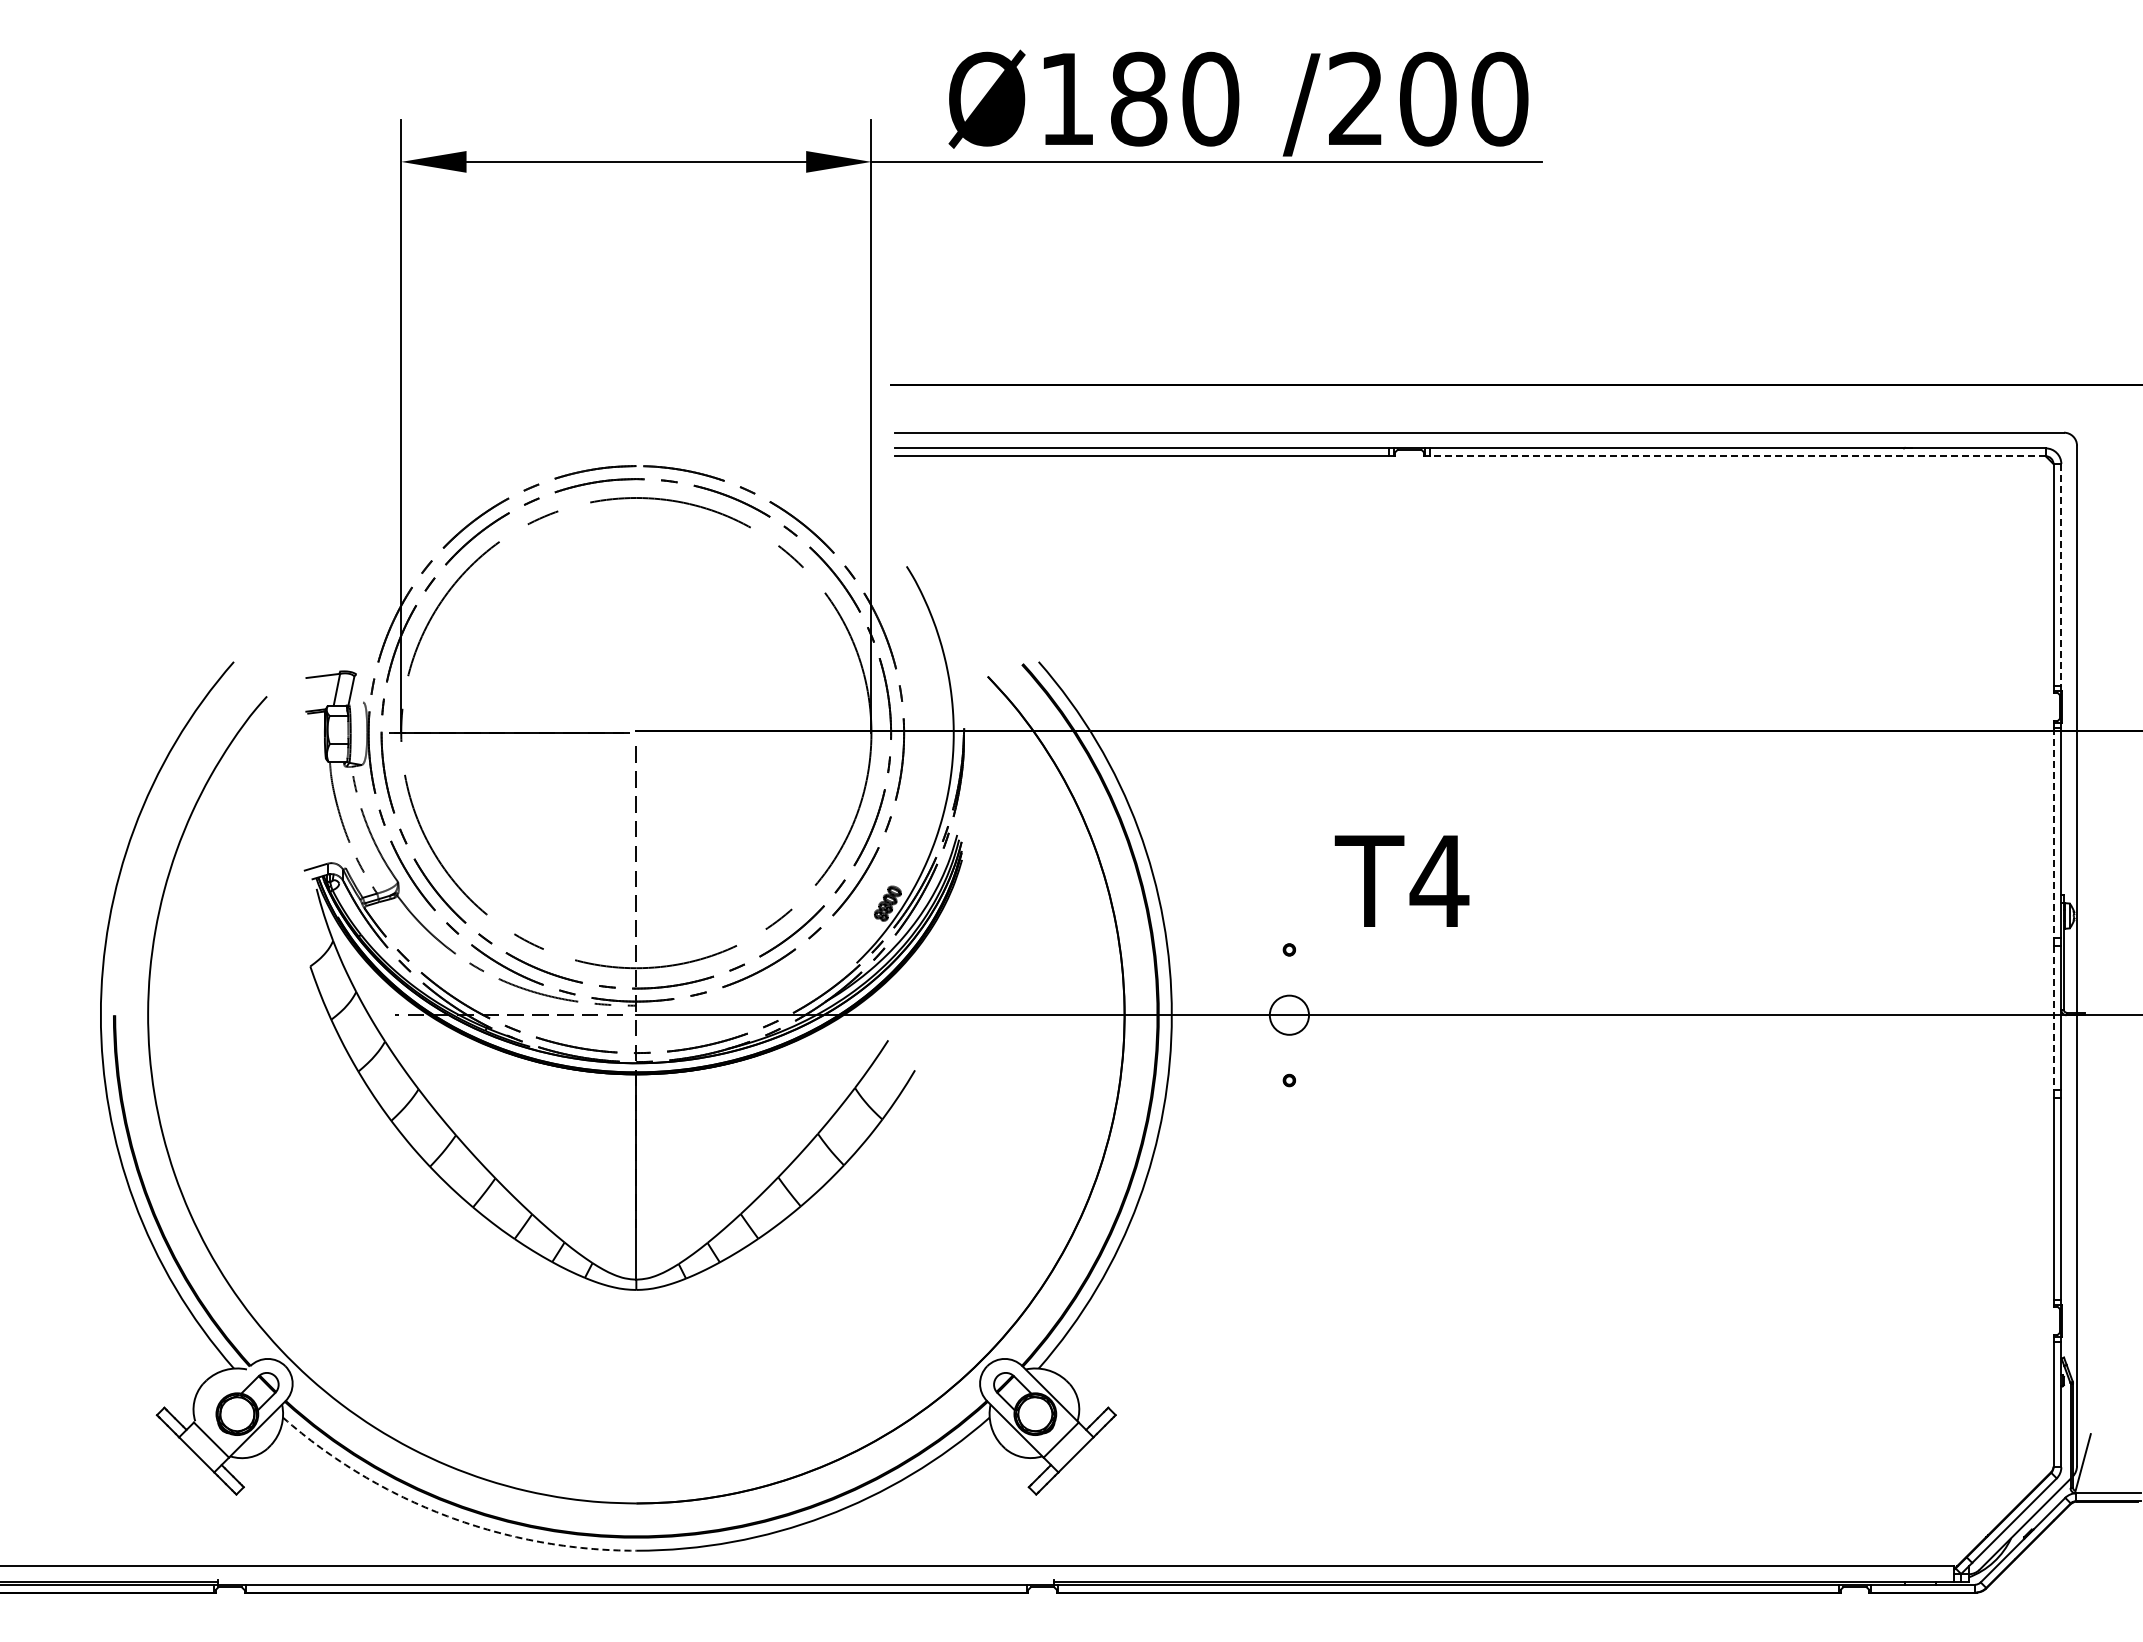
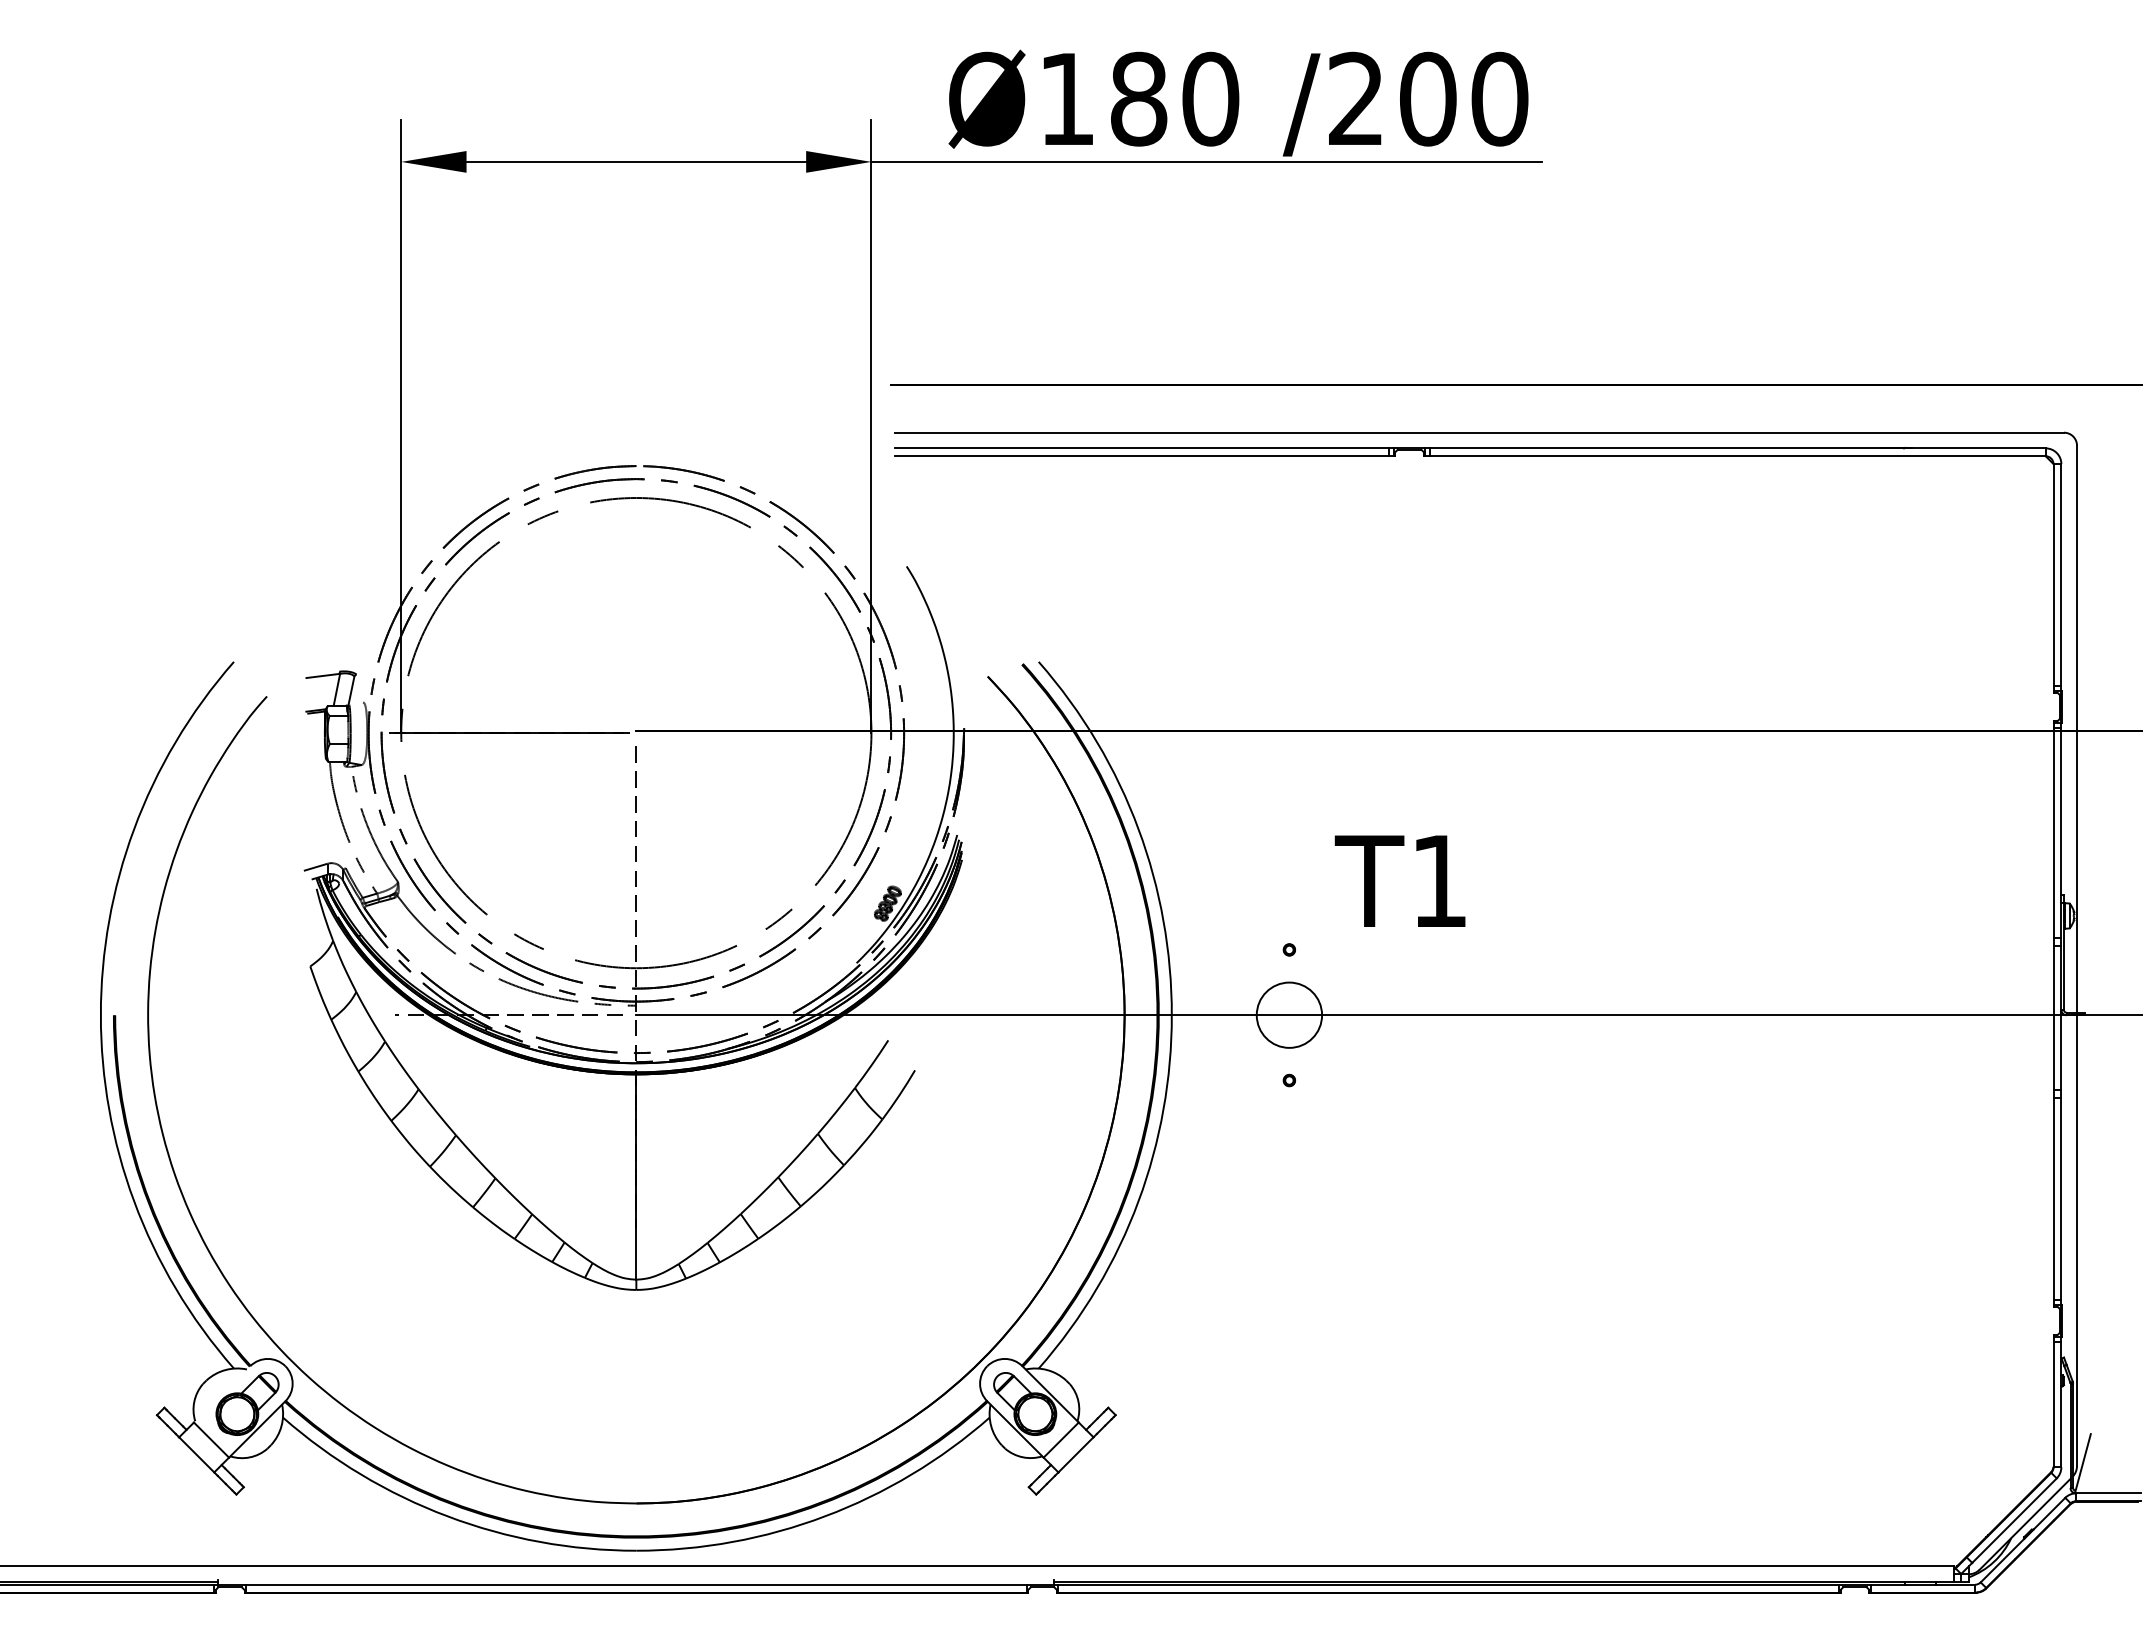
line: dashed -> solid (1738, 456)
line: dashed -> solid (2061, 575)
line: dashed -> solid (2053, 833)
text: T4 -> T1 (1439, 880)
circle diameter: 39 px -> 65 px (1289, 1014)
line: dashed -> solid (2053, 1017)
arc: dashed -> solid (447, 1516)
